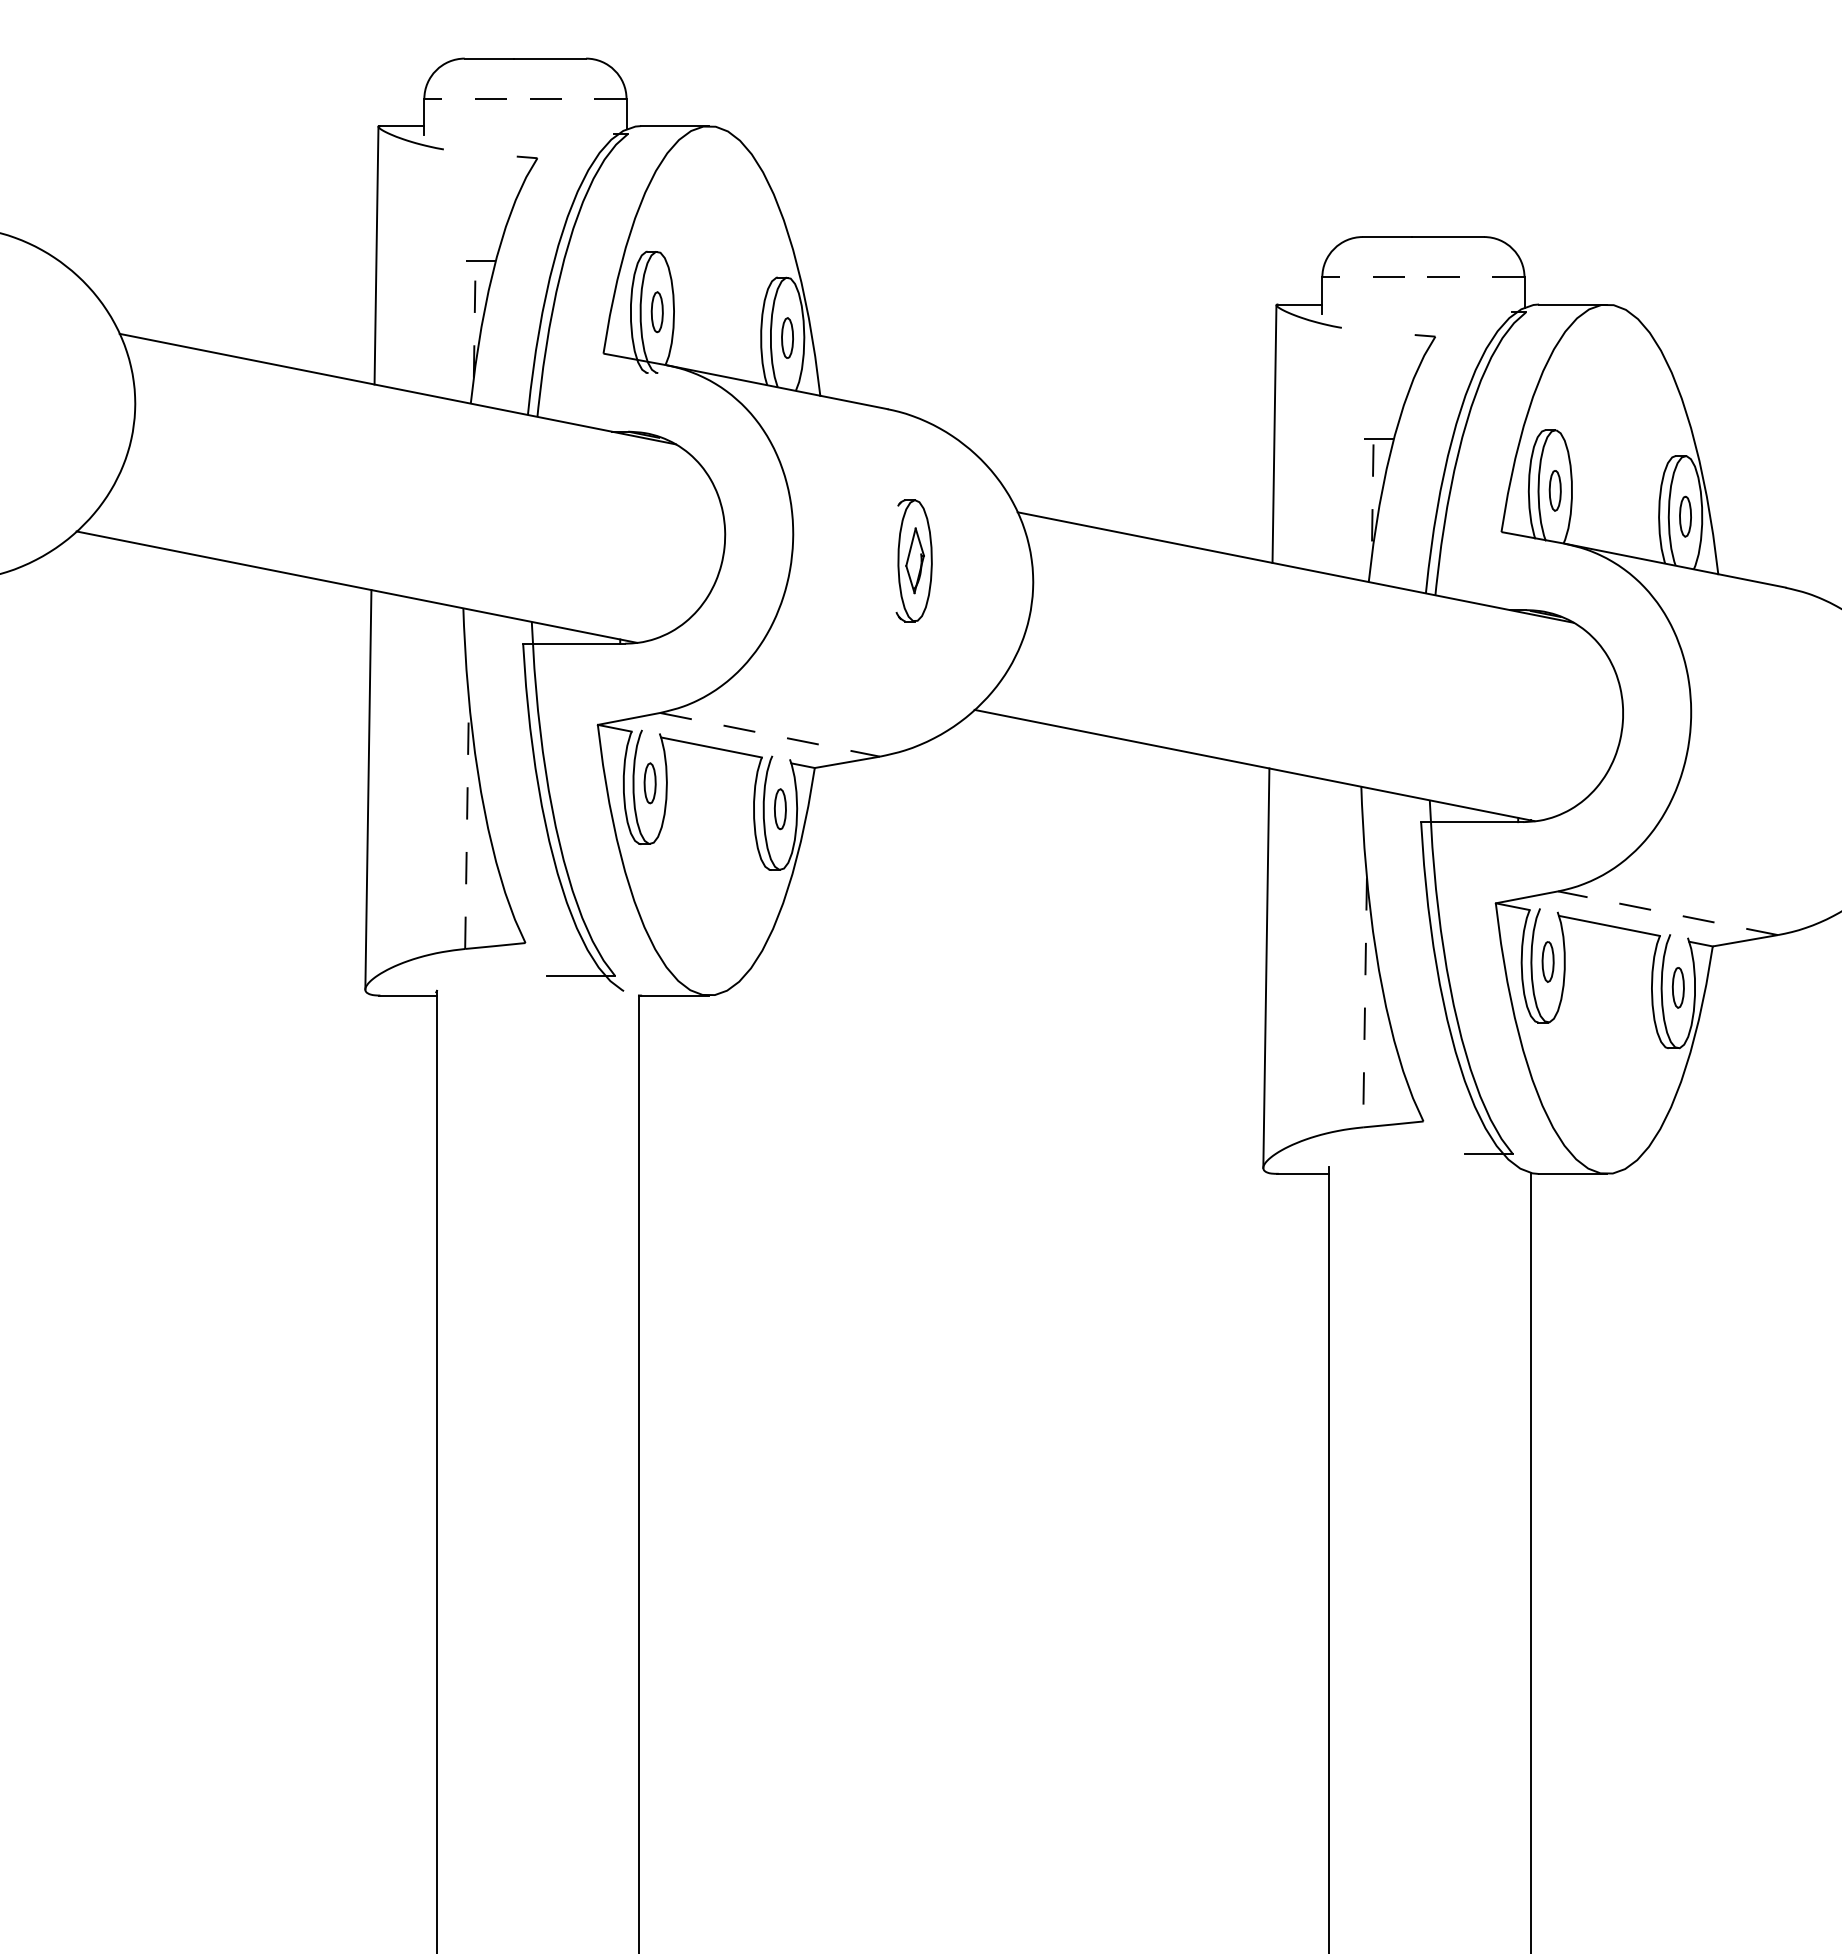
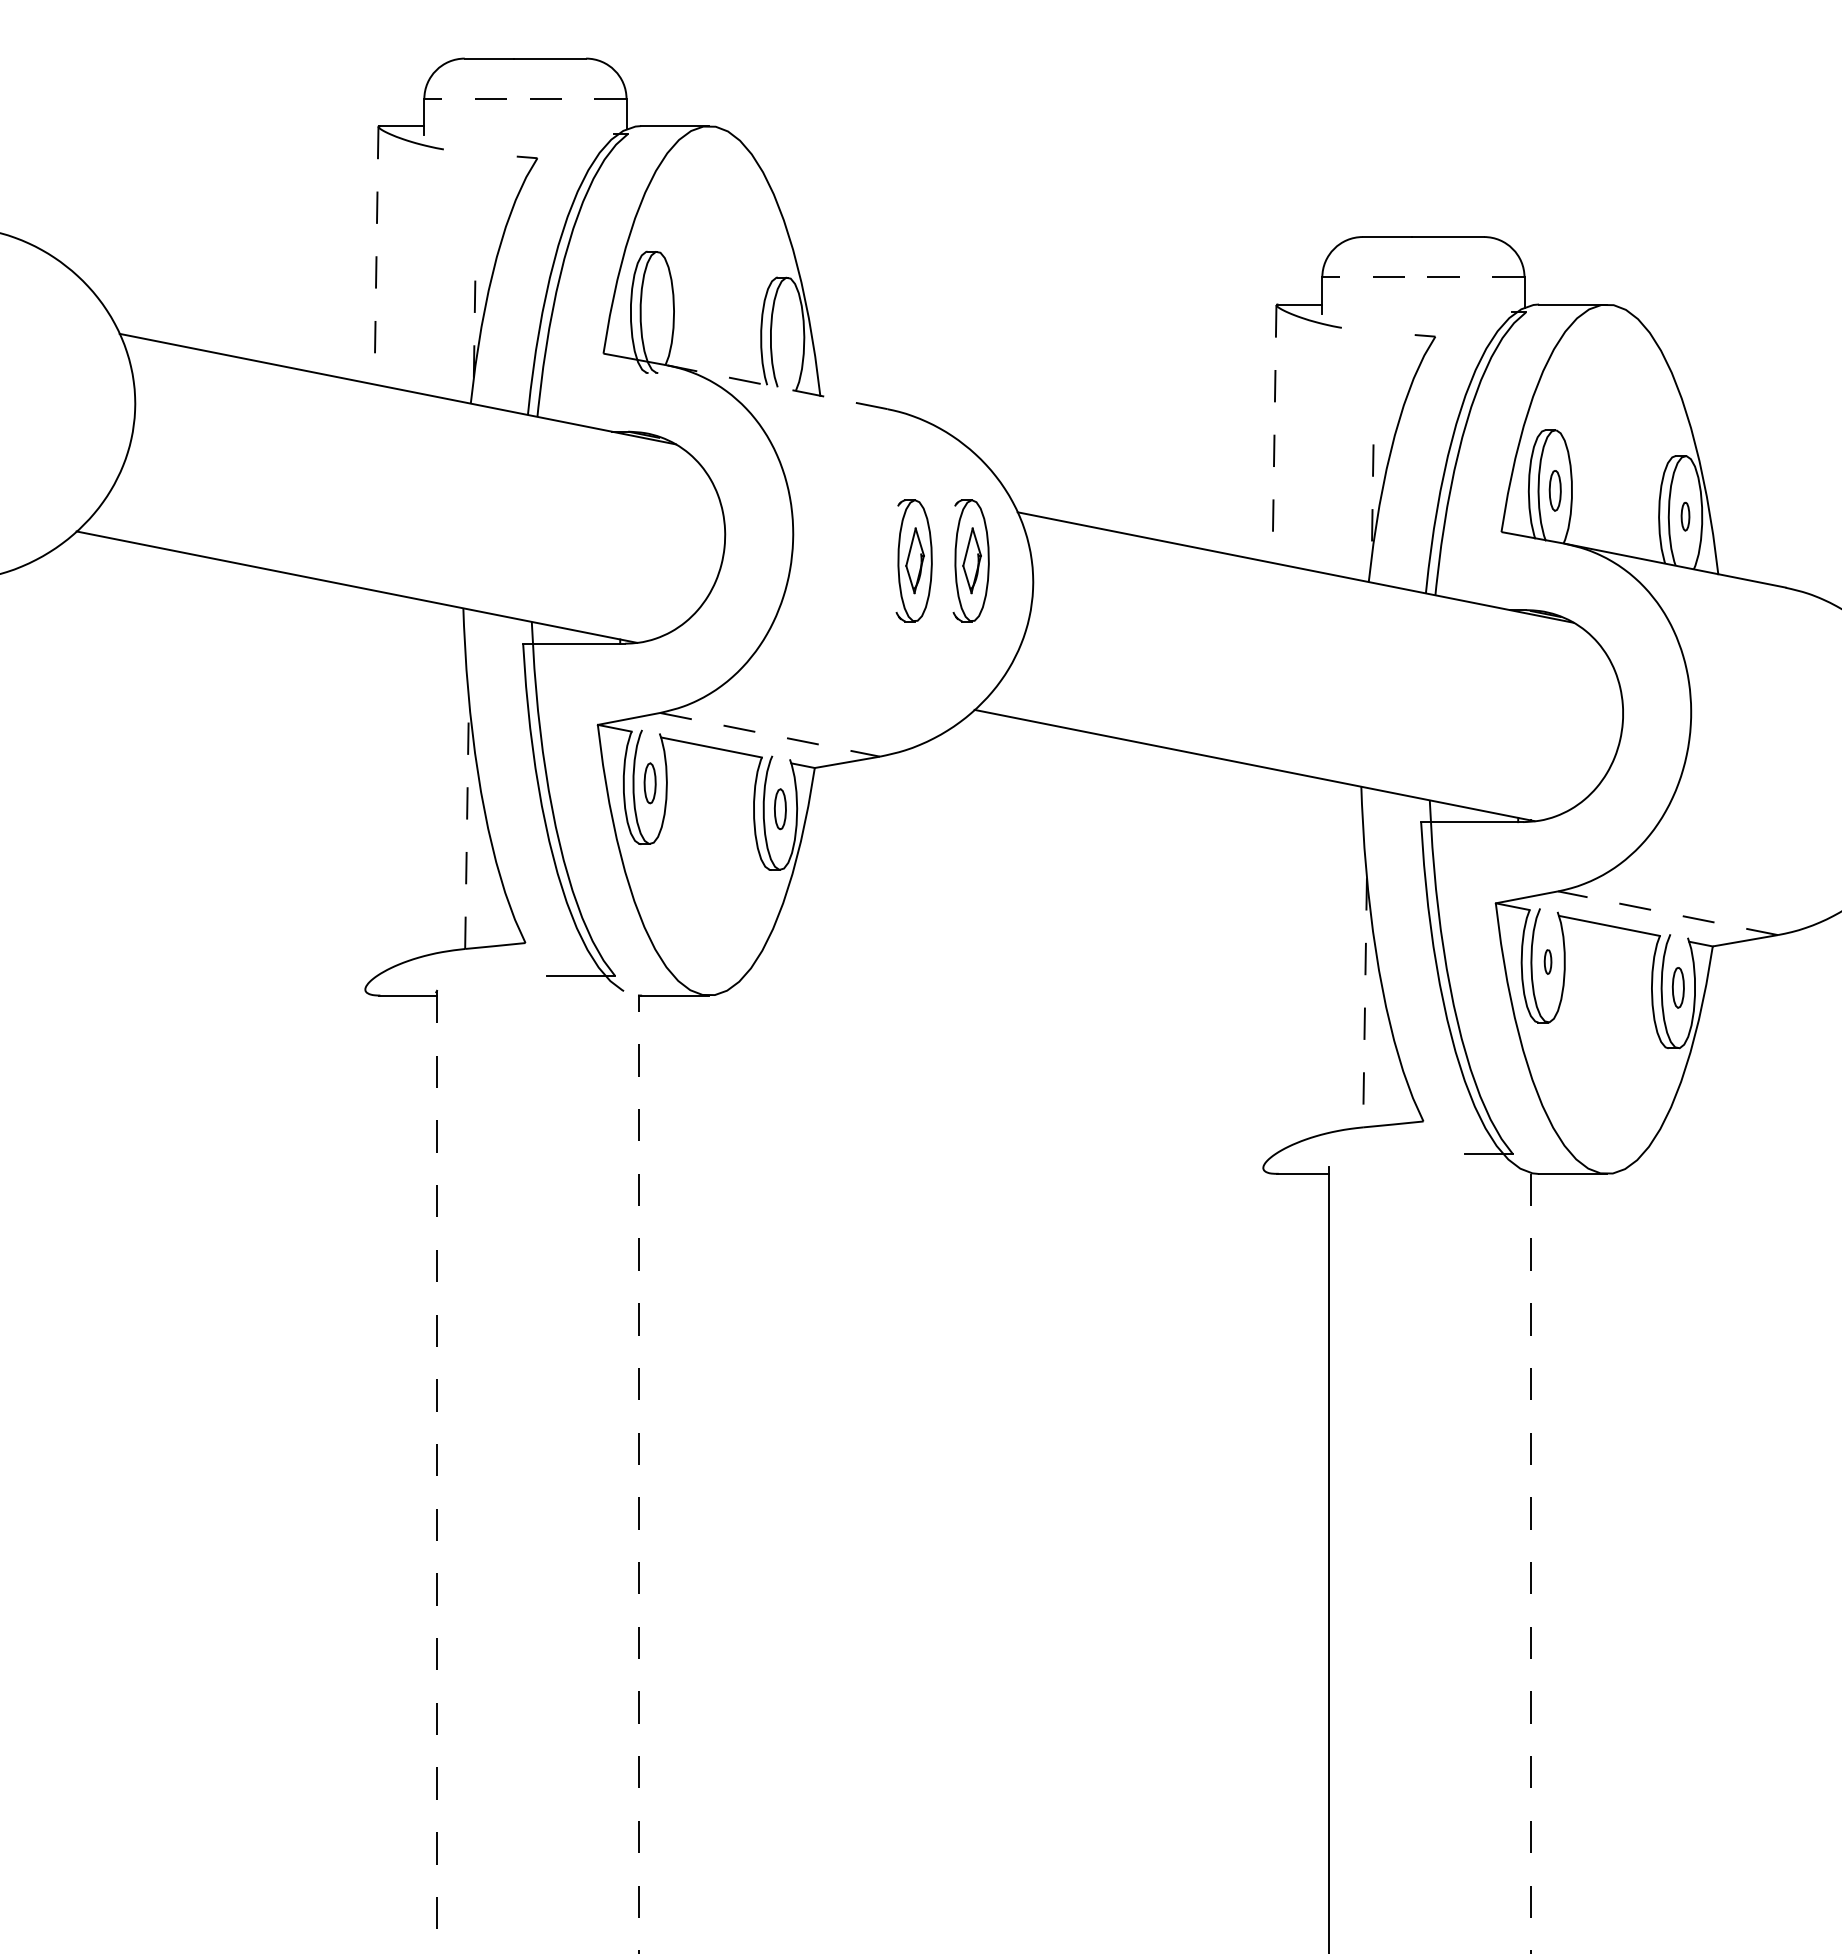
line: solid -> dashed (376, 255)
line: present -> none (480, 260)
part: present -> none (656, 312)
part: present -> none (787, 337)
line: solid -> dashed (777, 387)
line: solid -> dashed (1274, 434)
line: present -> none (1378, 439)
part size: 13x43 px -> 11x31 px (1685, 516)
part: none -> present (970, 560)
line: present -> none (368, 789)
part size: 14x42 px -> 10x26 px (1547, 961)
line: present -> none (1266, 967)
line: solid -> dashed (436, 1472)
line: solid -> dashed (638, 1474)
line: solid -> dashed (1530, 1562)
